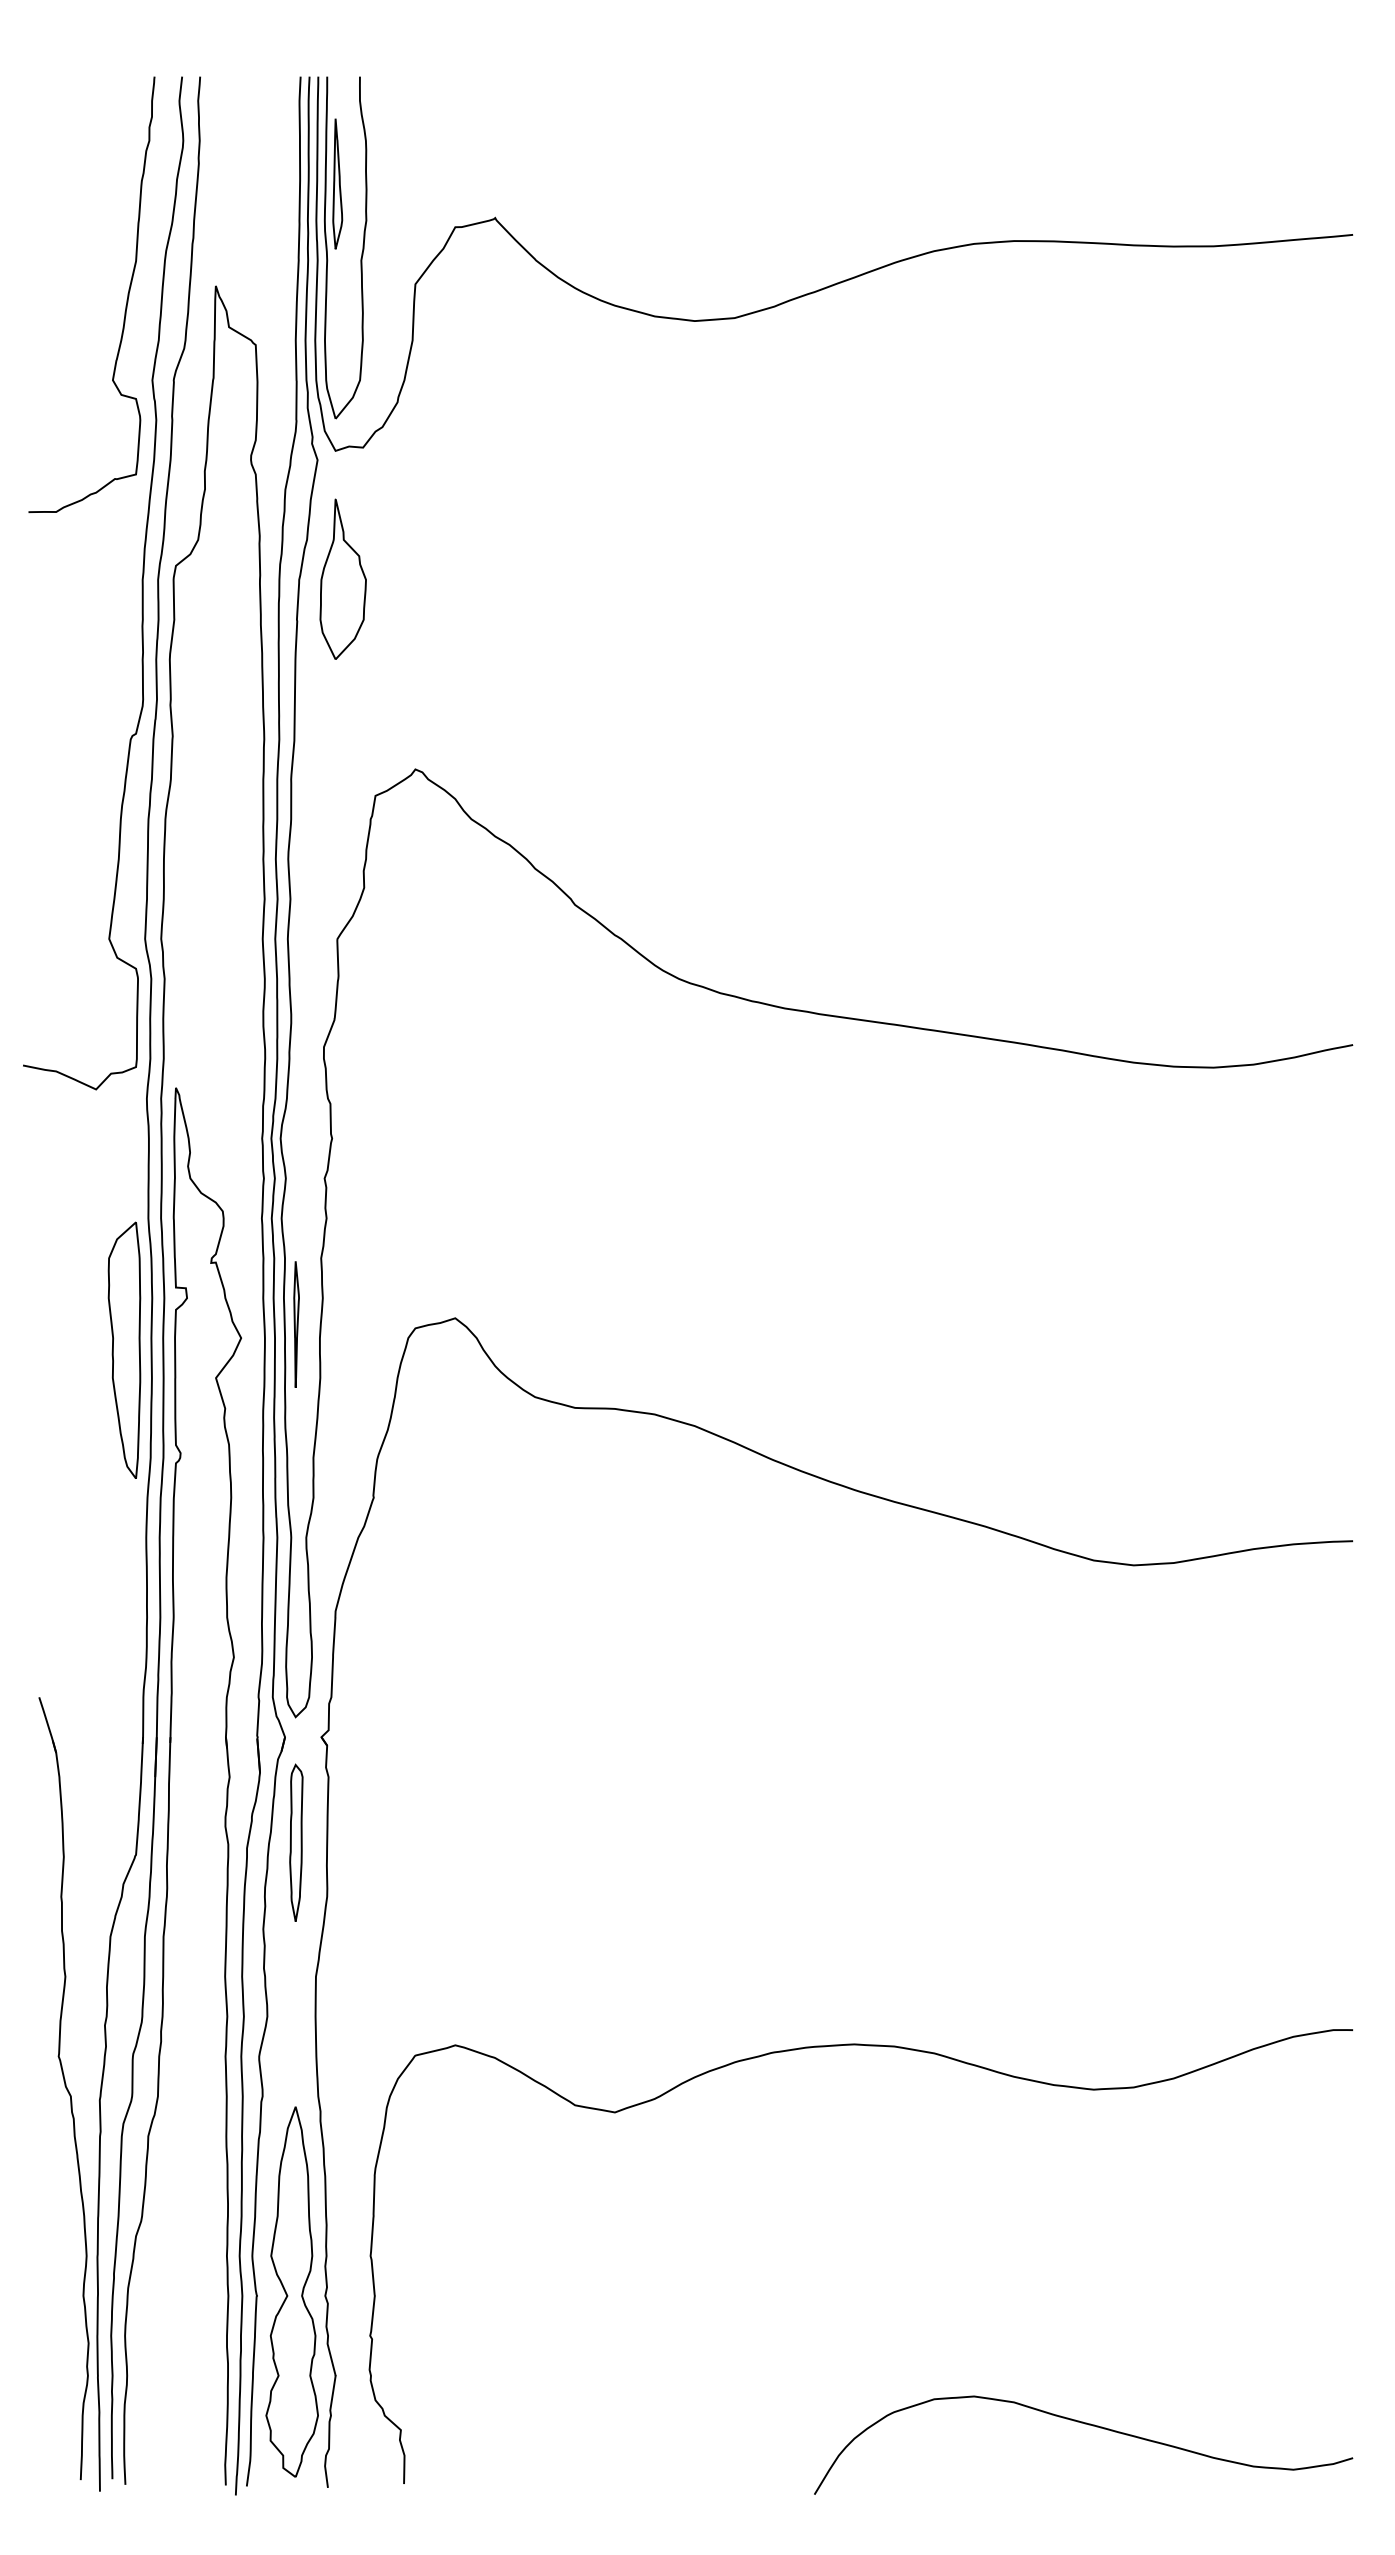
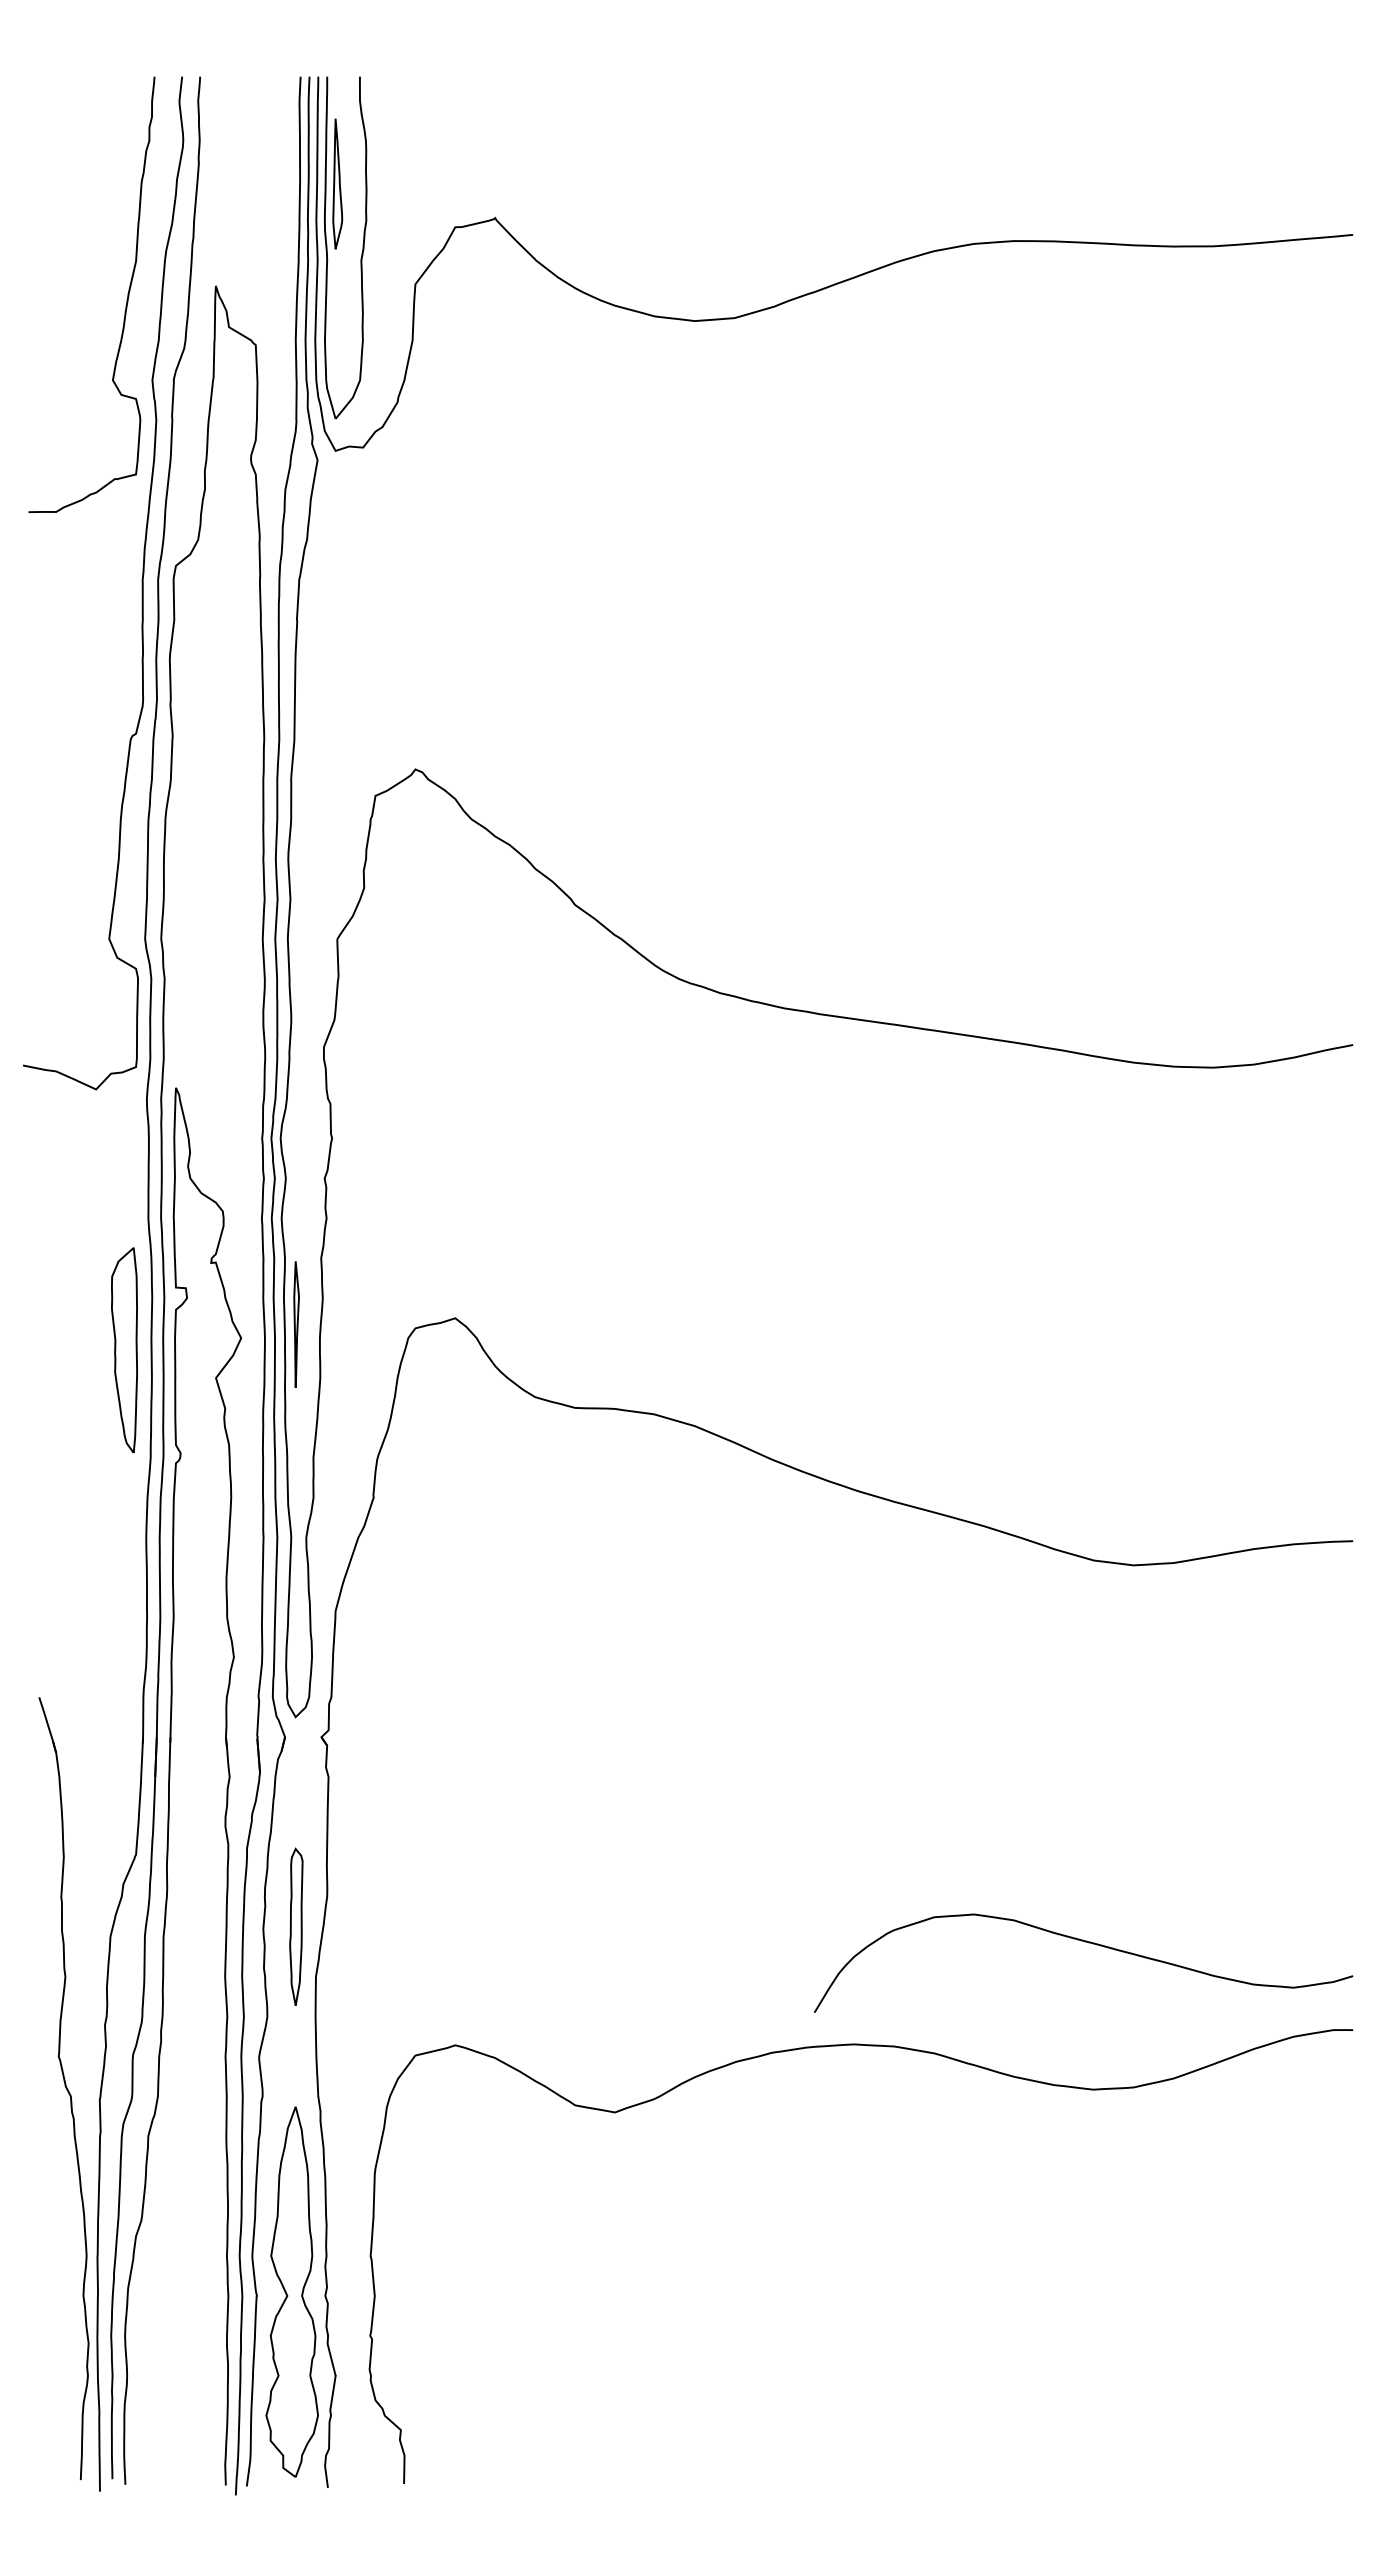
part: present -> none (342, 578)
part size: 35x258 px -> 27x207 px (124, 1350)
part position: (296, 1842) -> (296, 1926) (296, 1926)
curve position: (1088, 2425) -> (1088, 1943) (1088, 1943)
